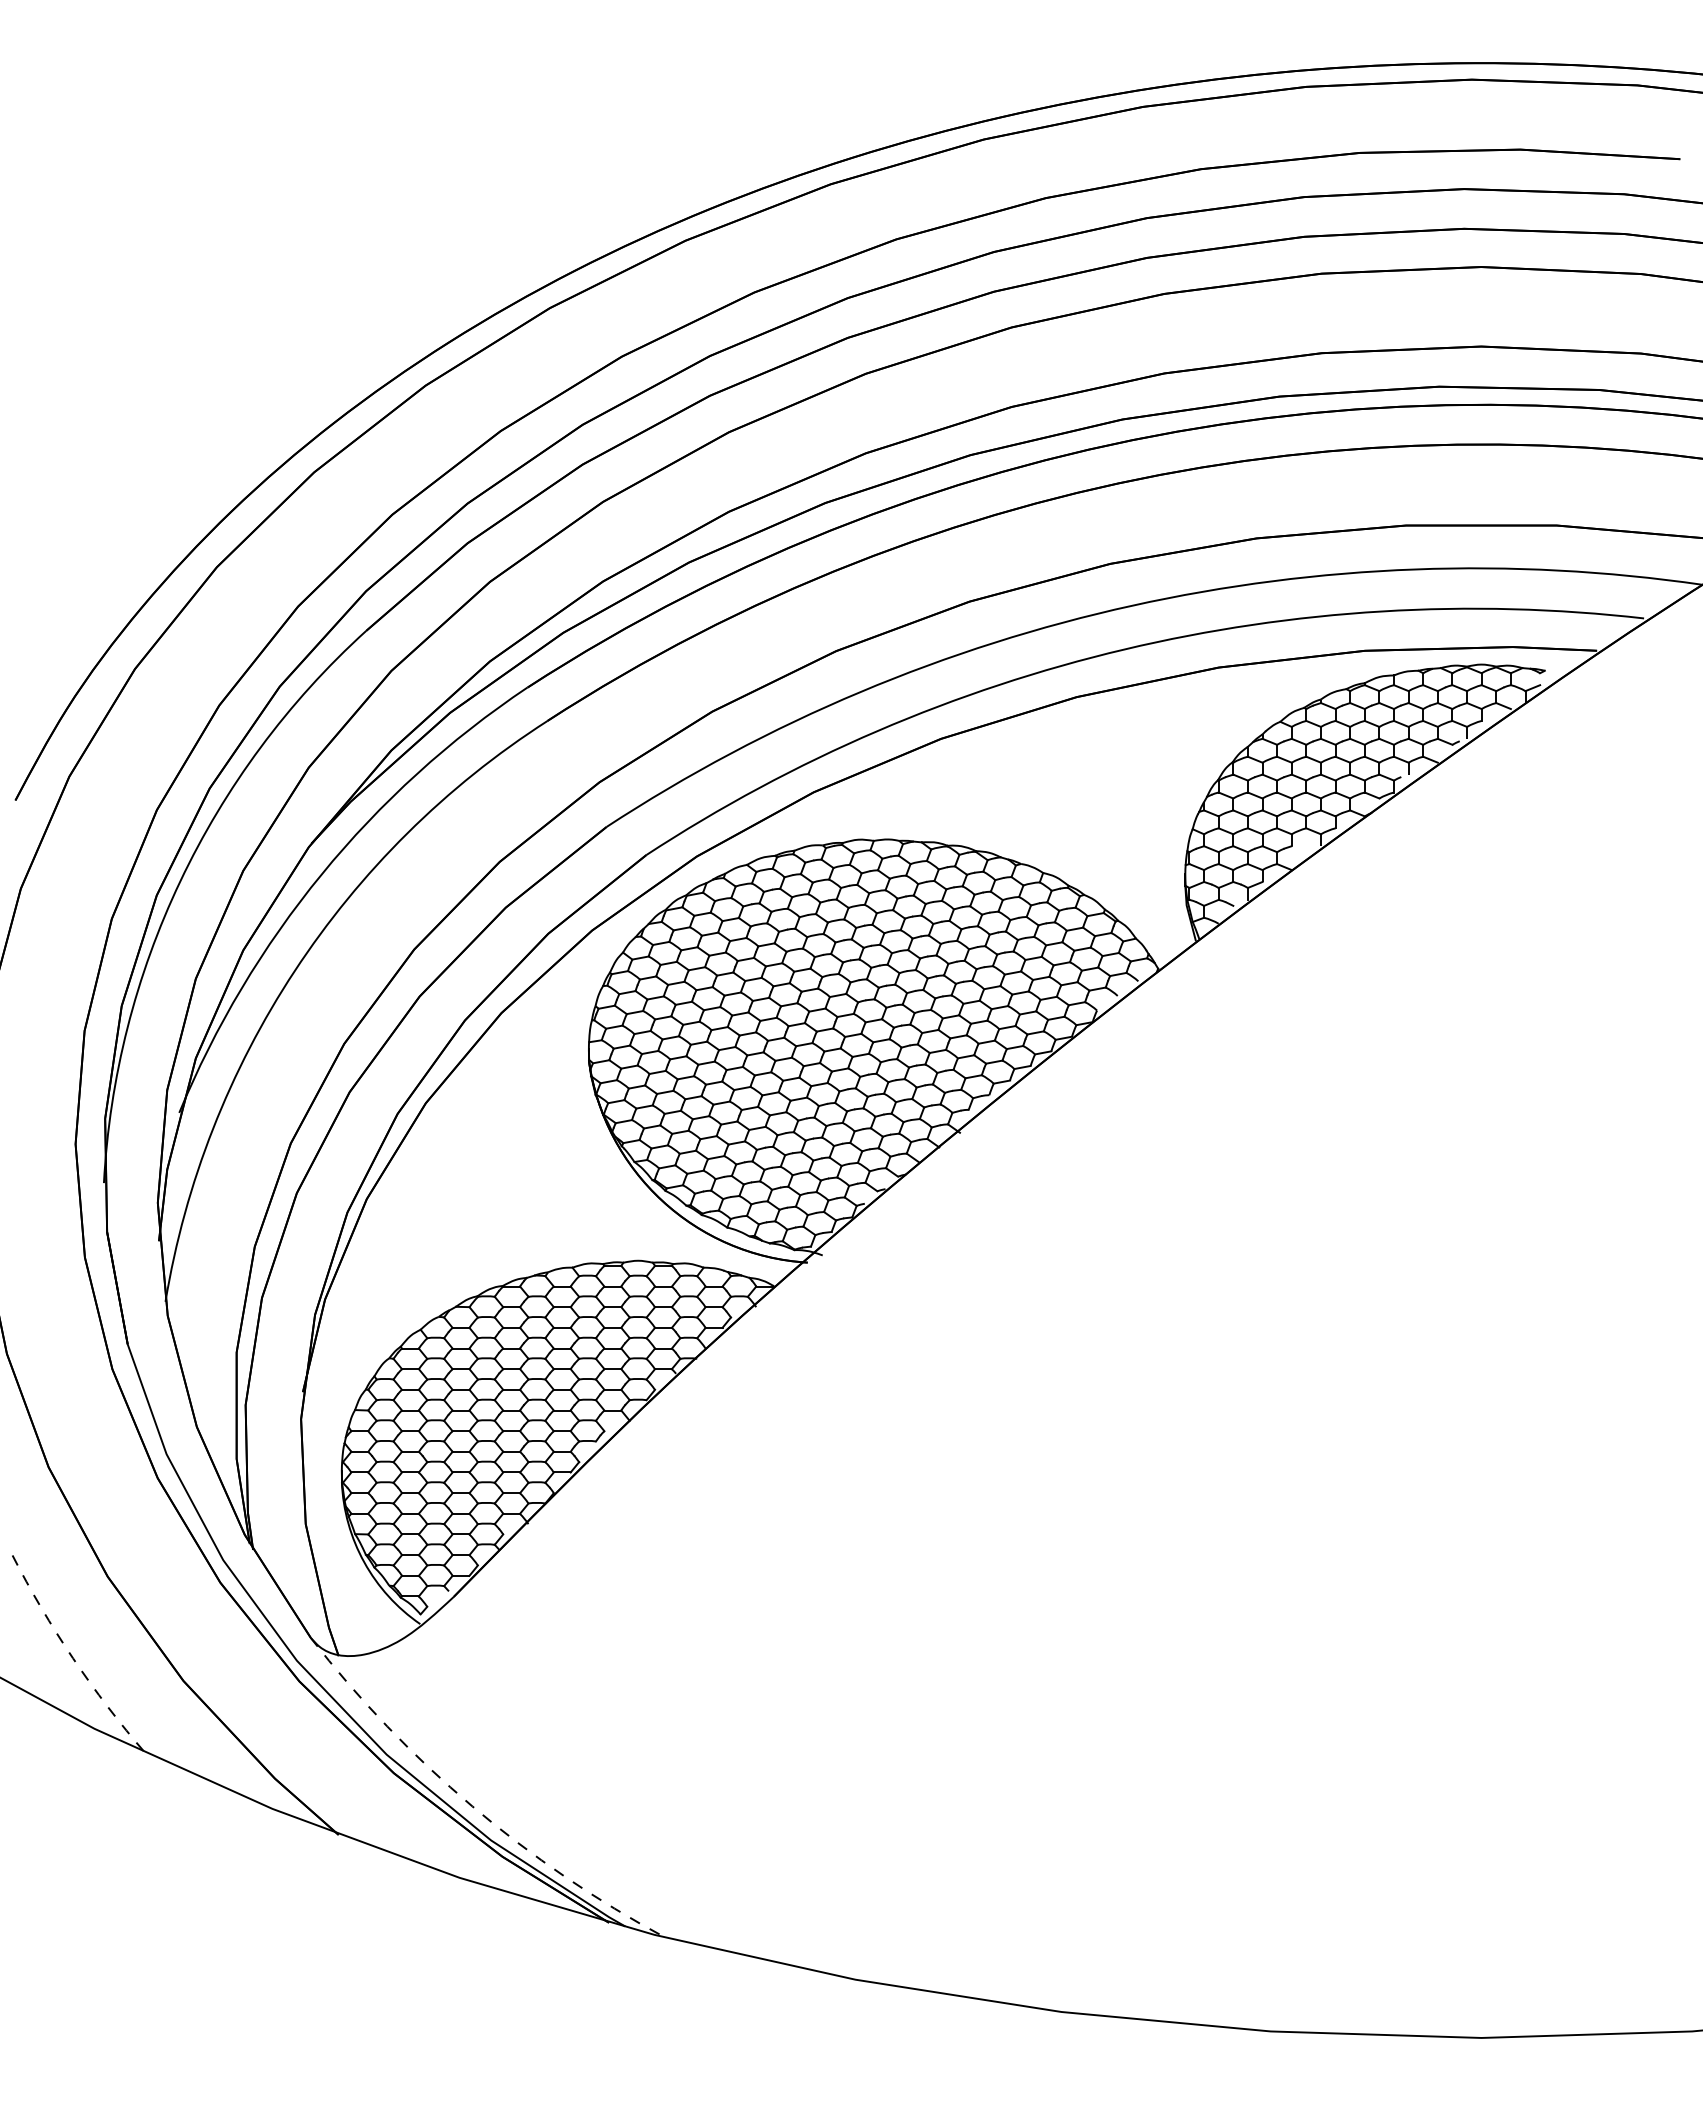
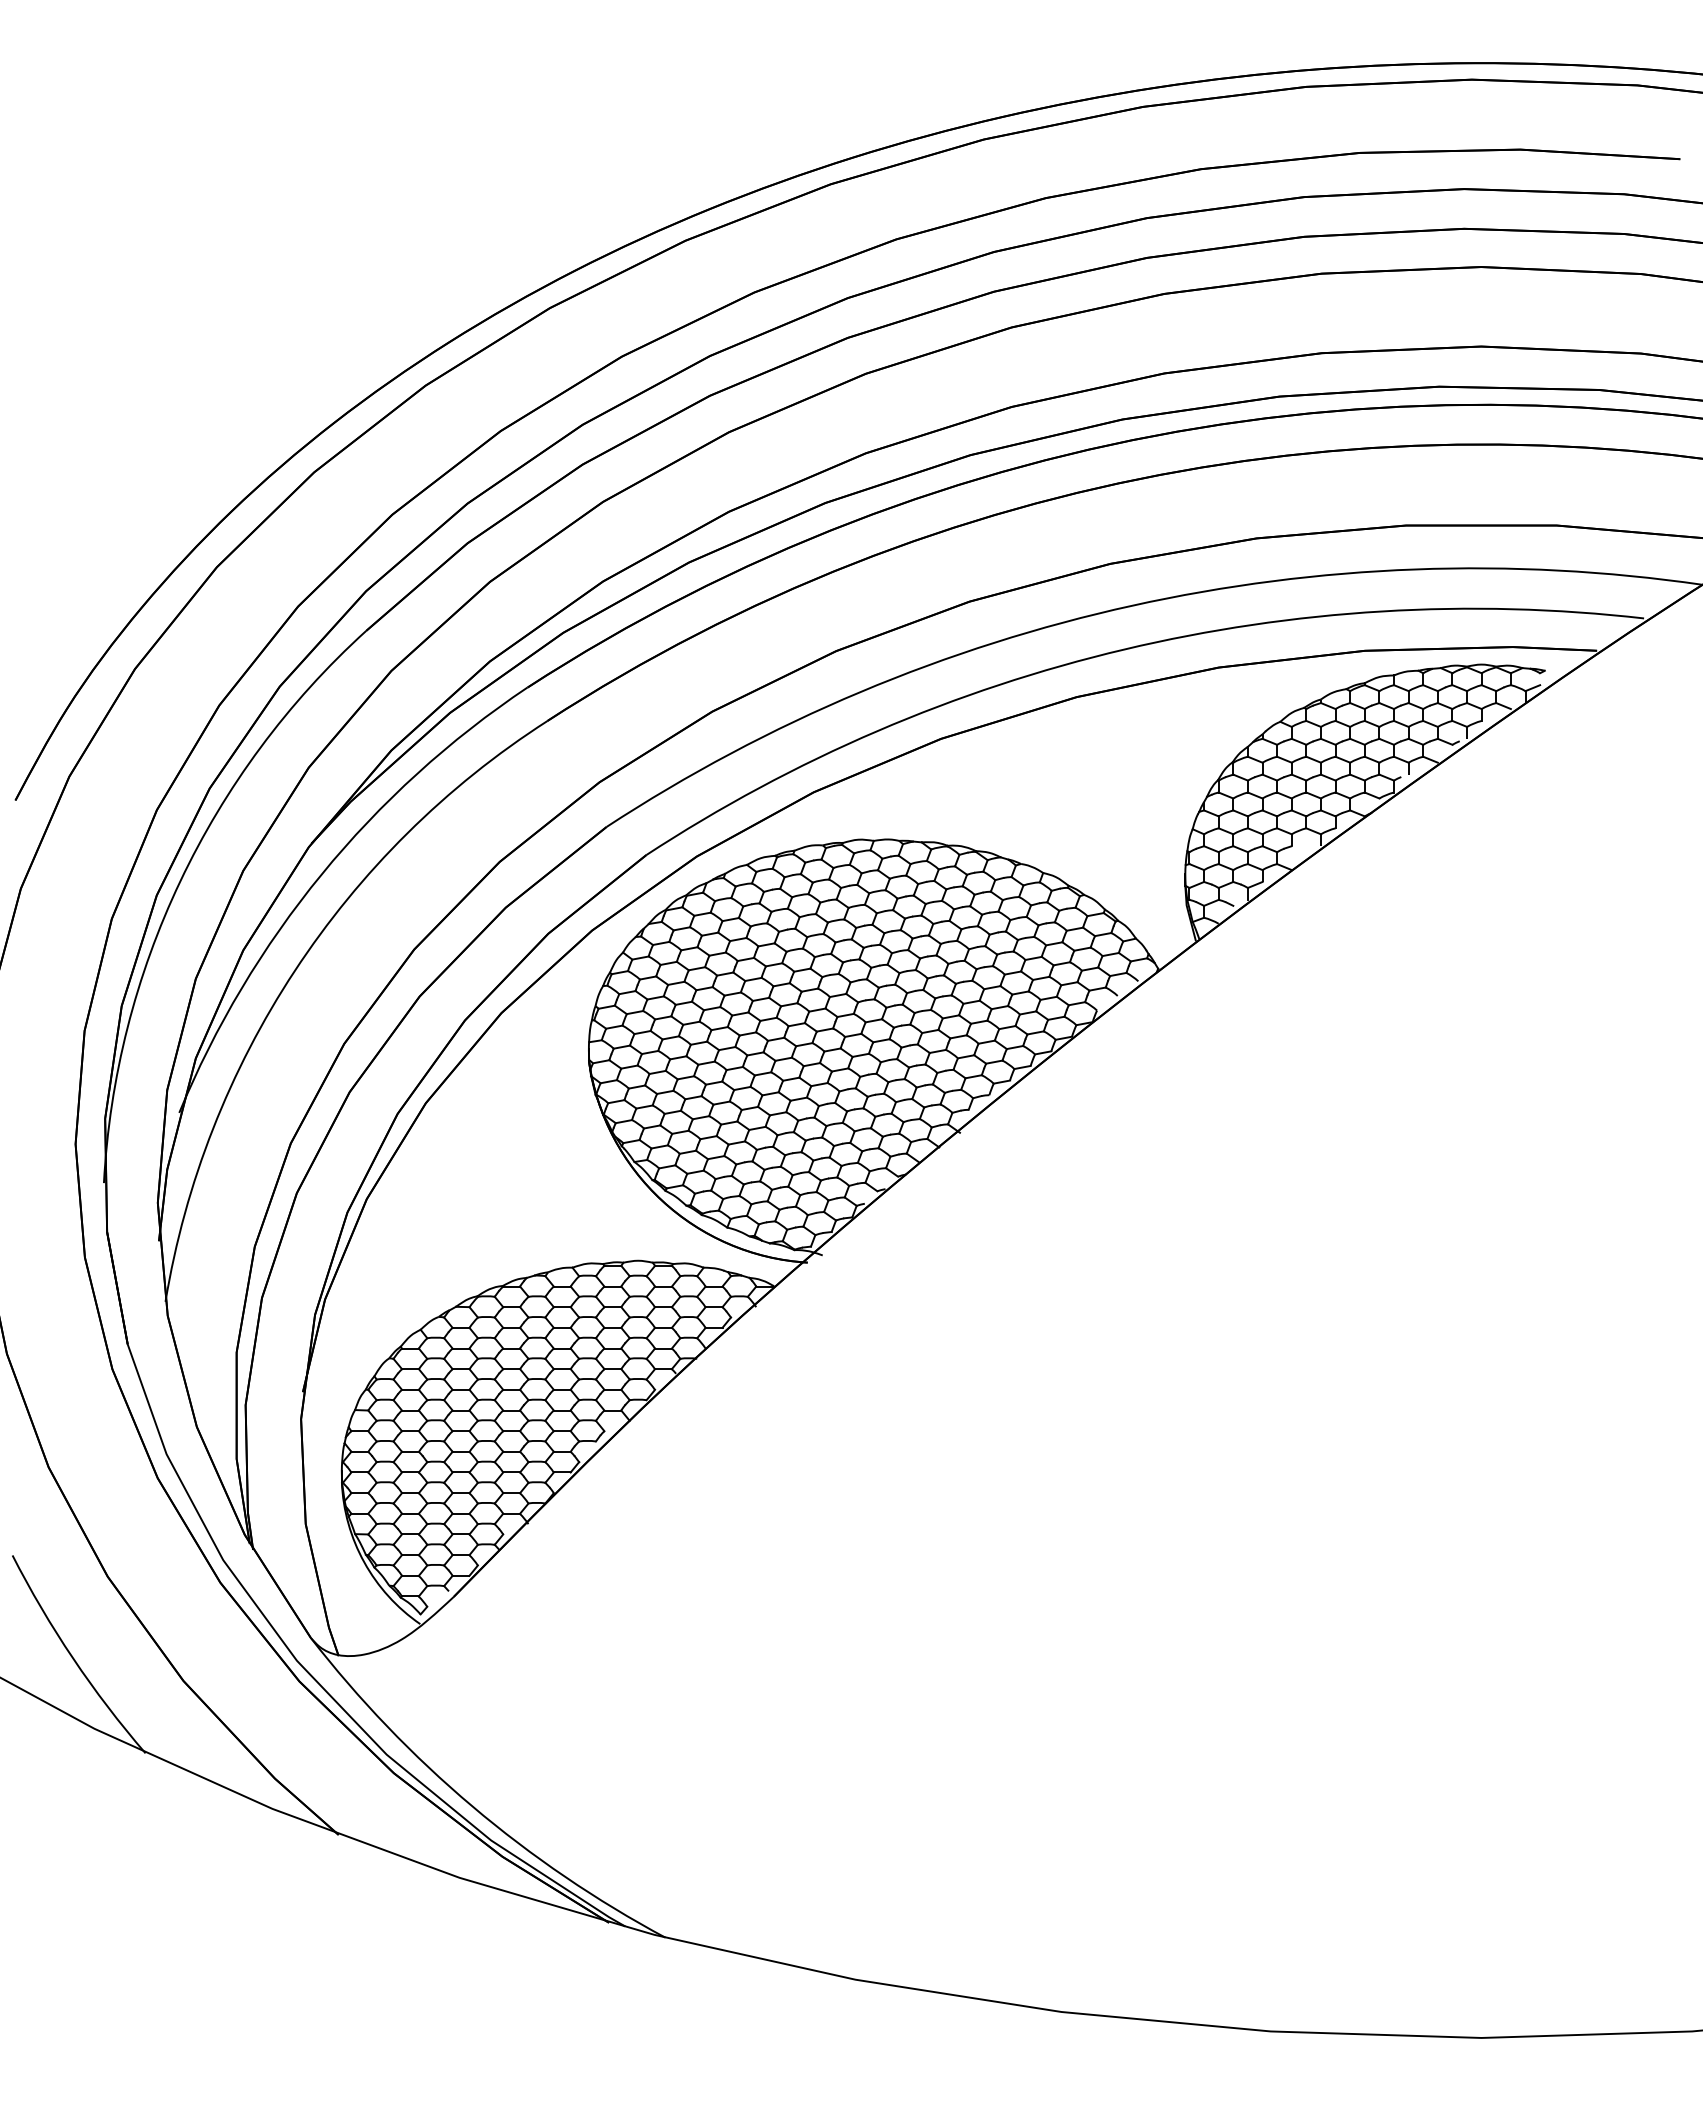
arc: dashed -> solid (73, 1658)
arc: dashed -> solid (472, 1806)
